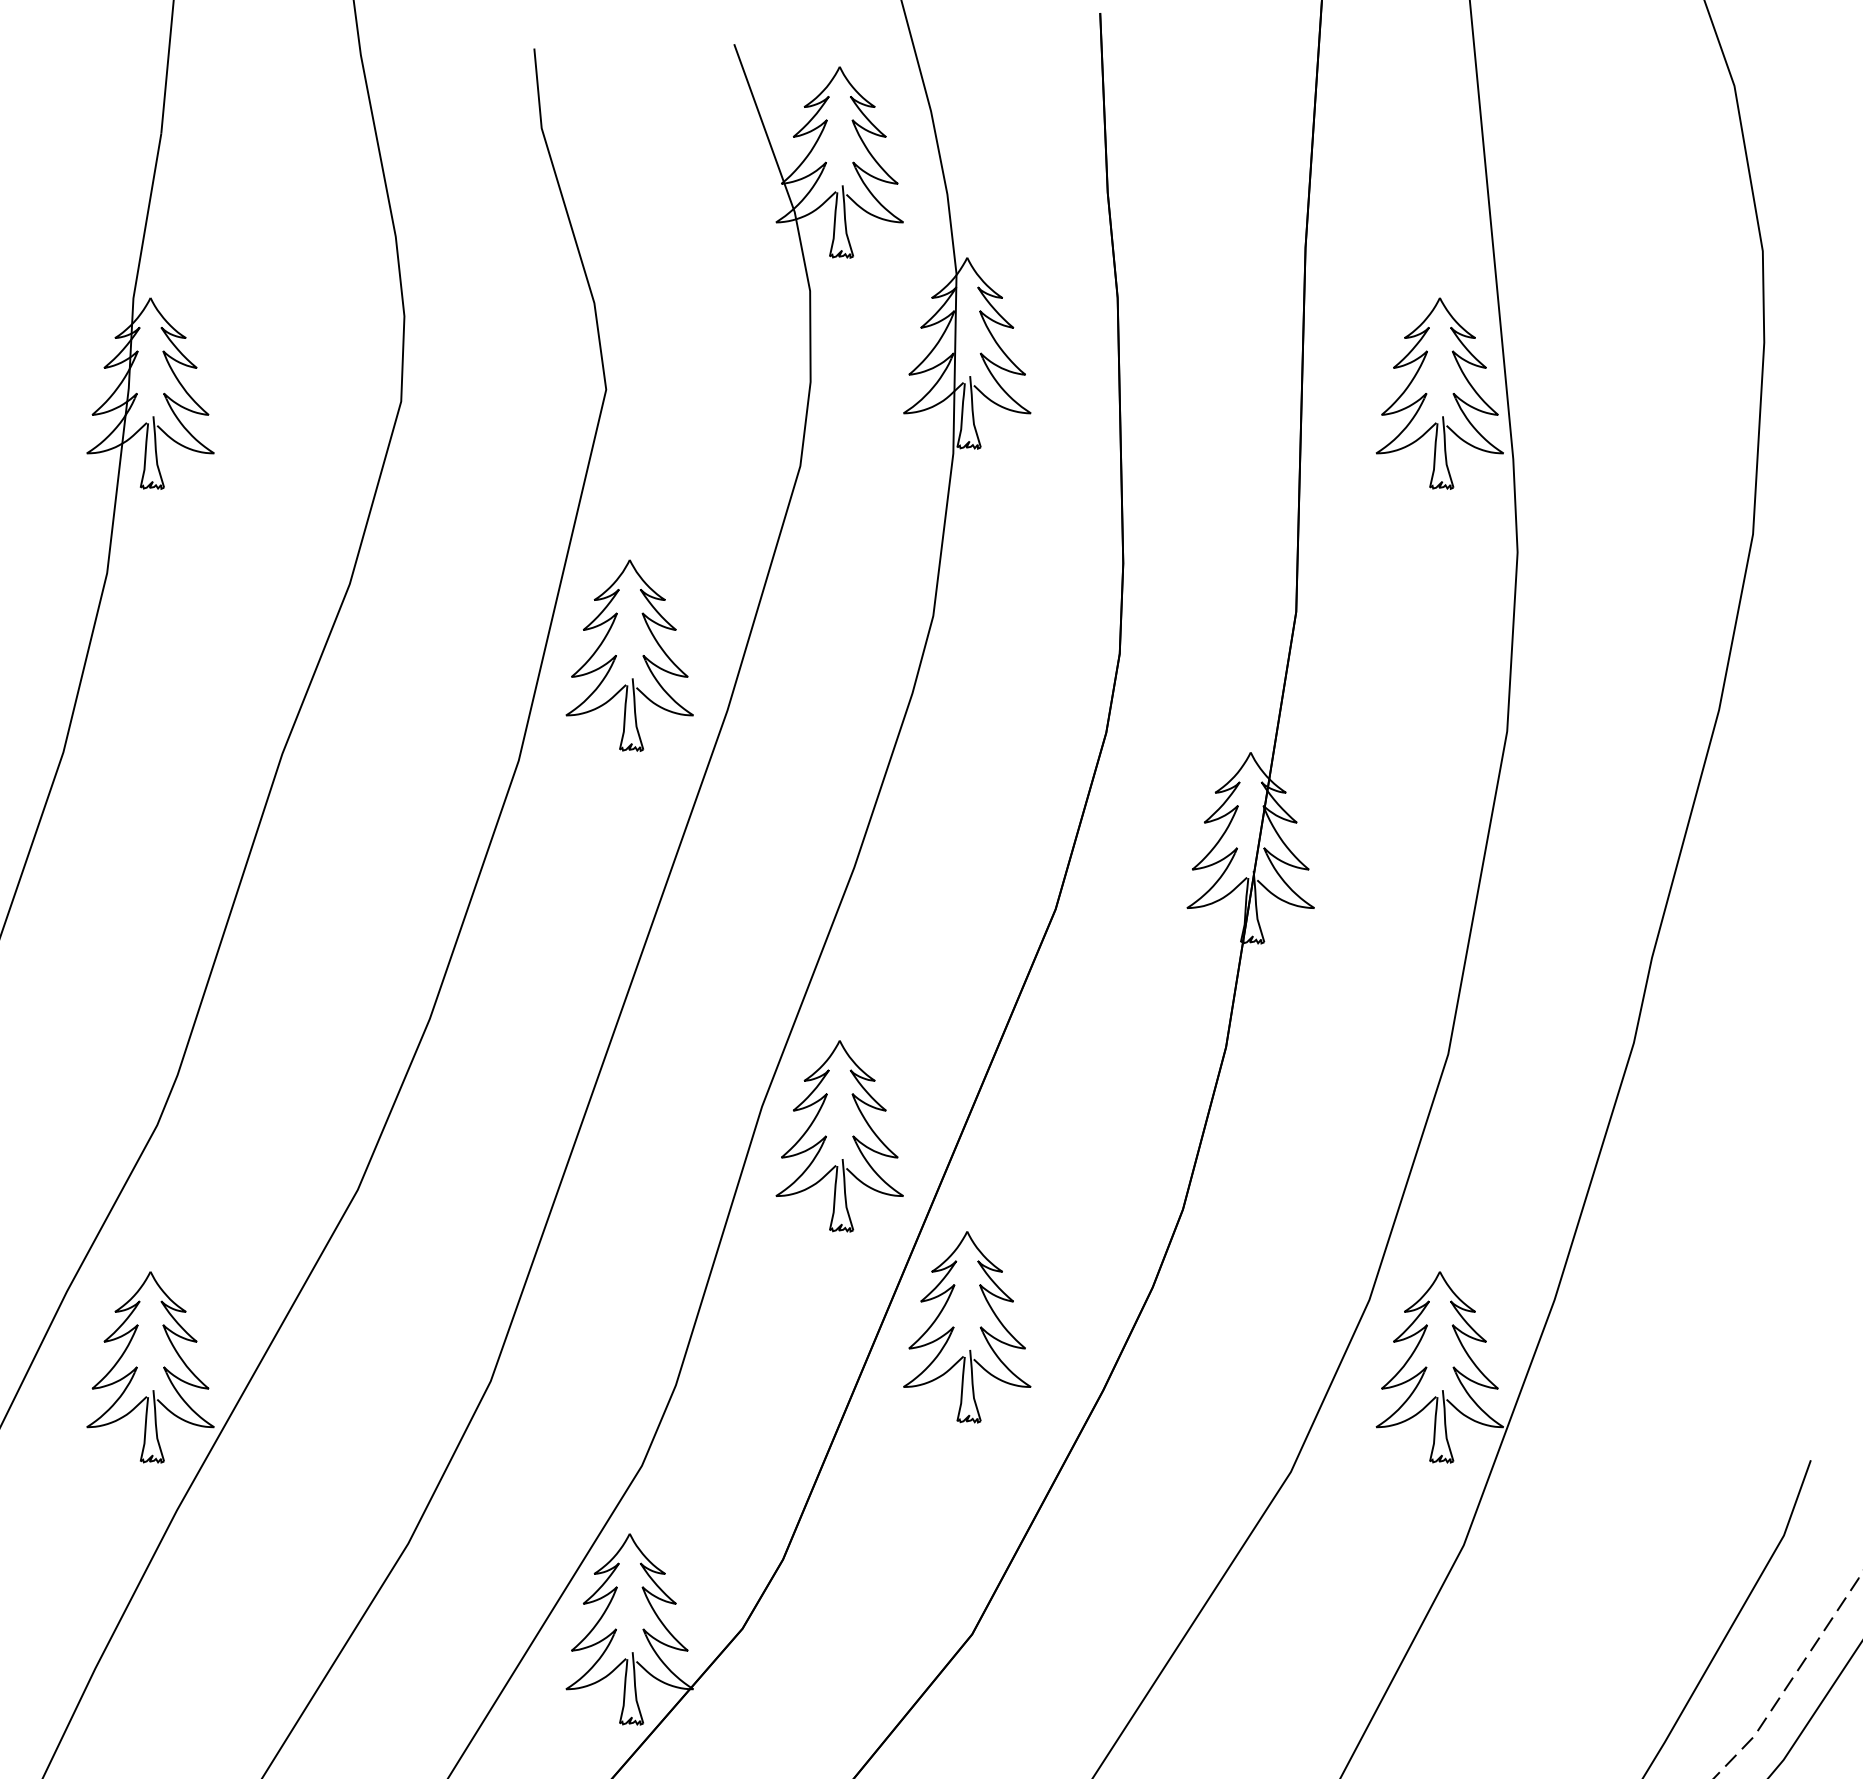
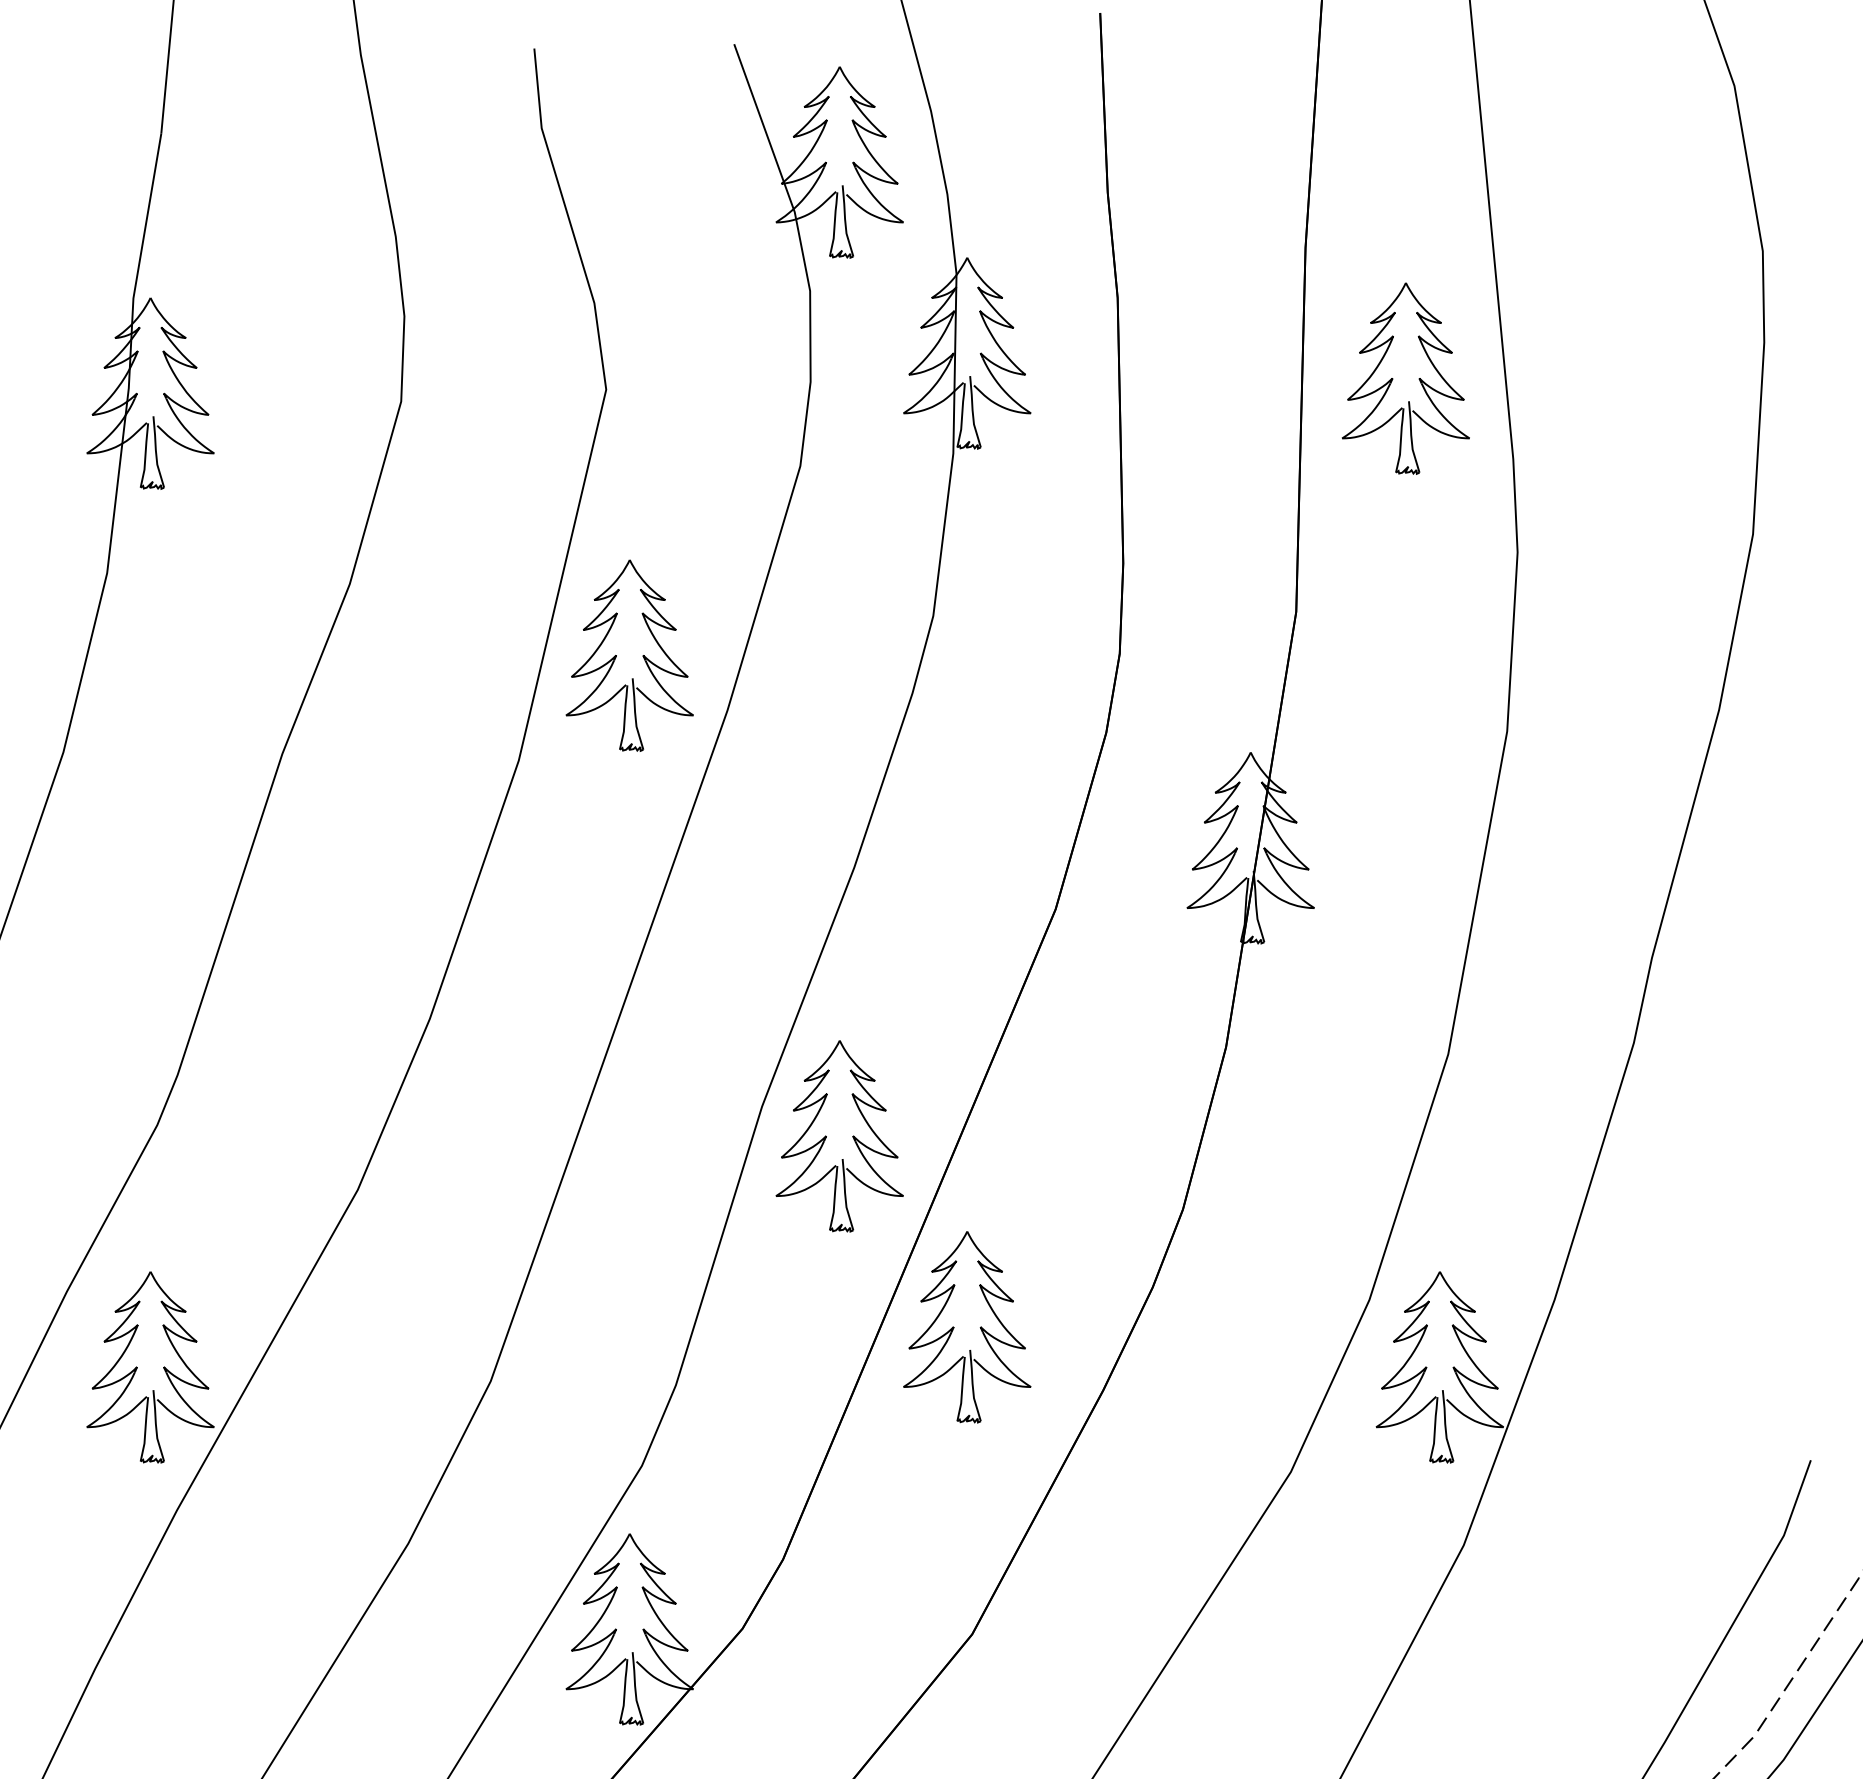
part position: (1427, 393) -> (1393, 378) (1393, 378)
